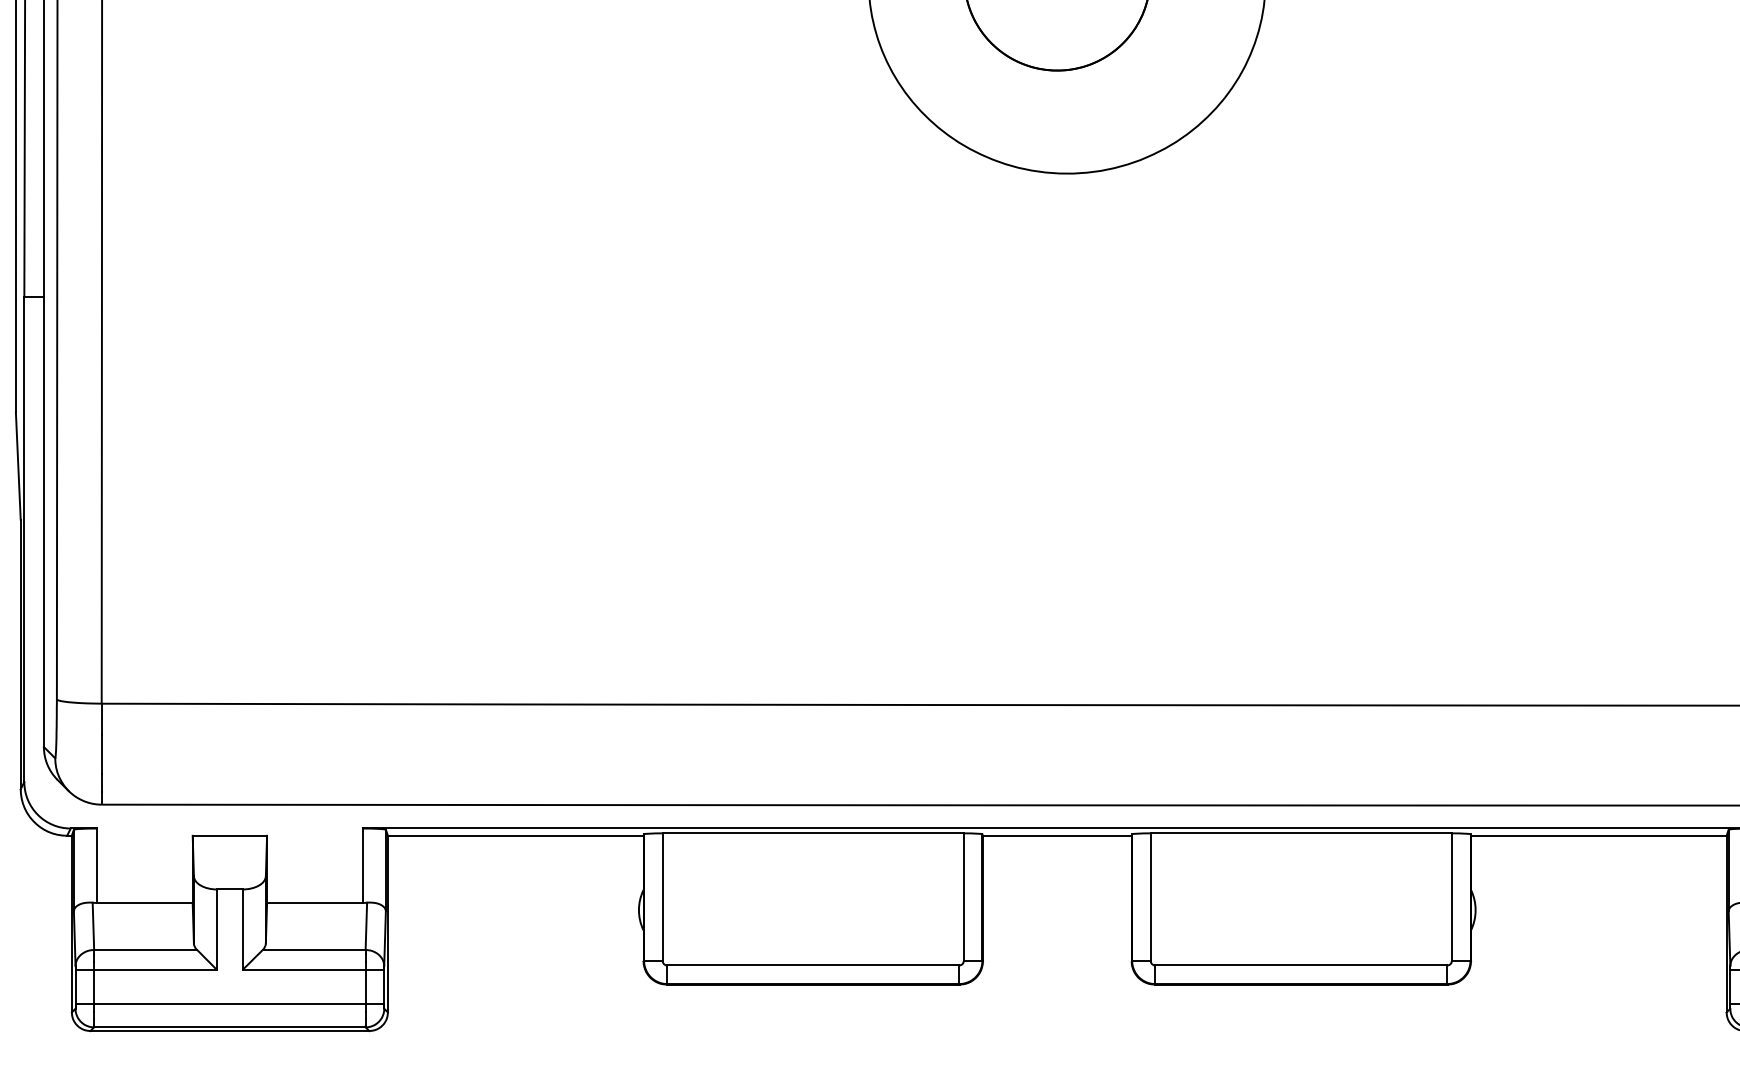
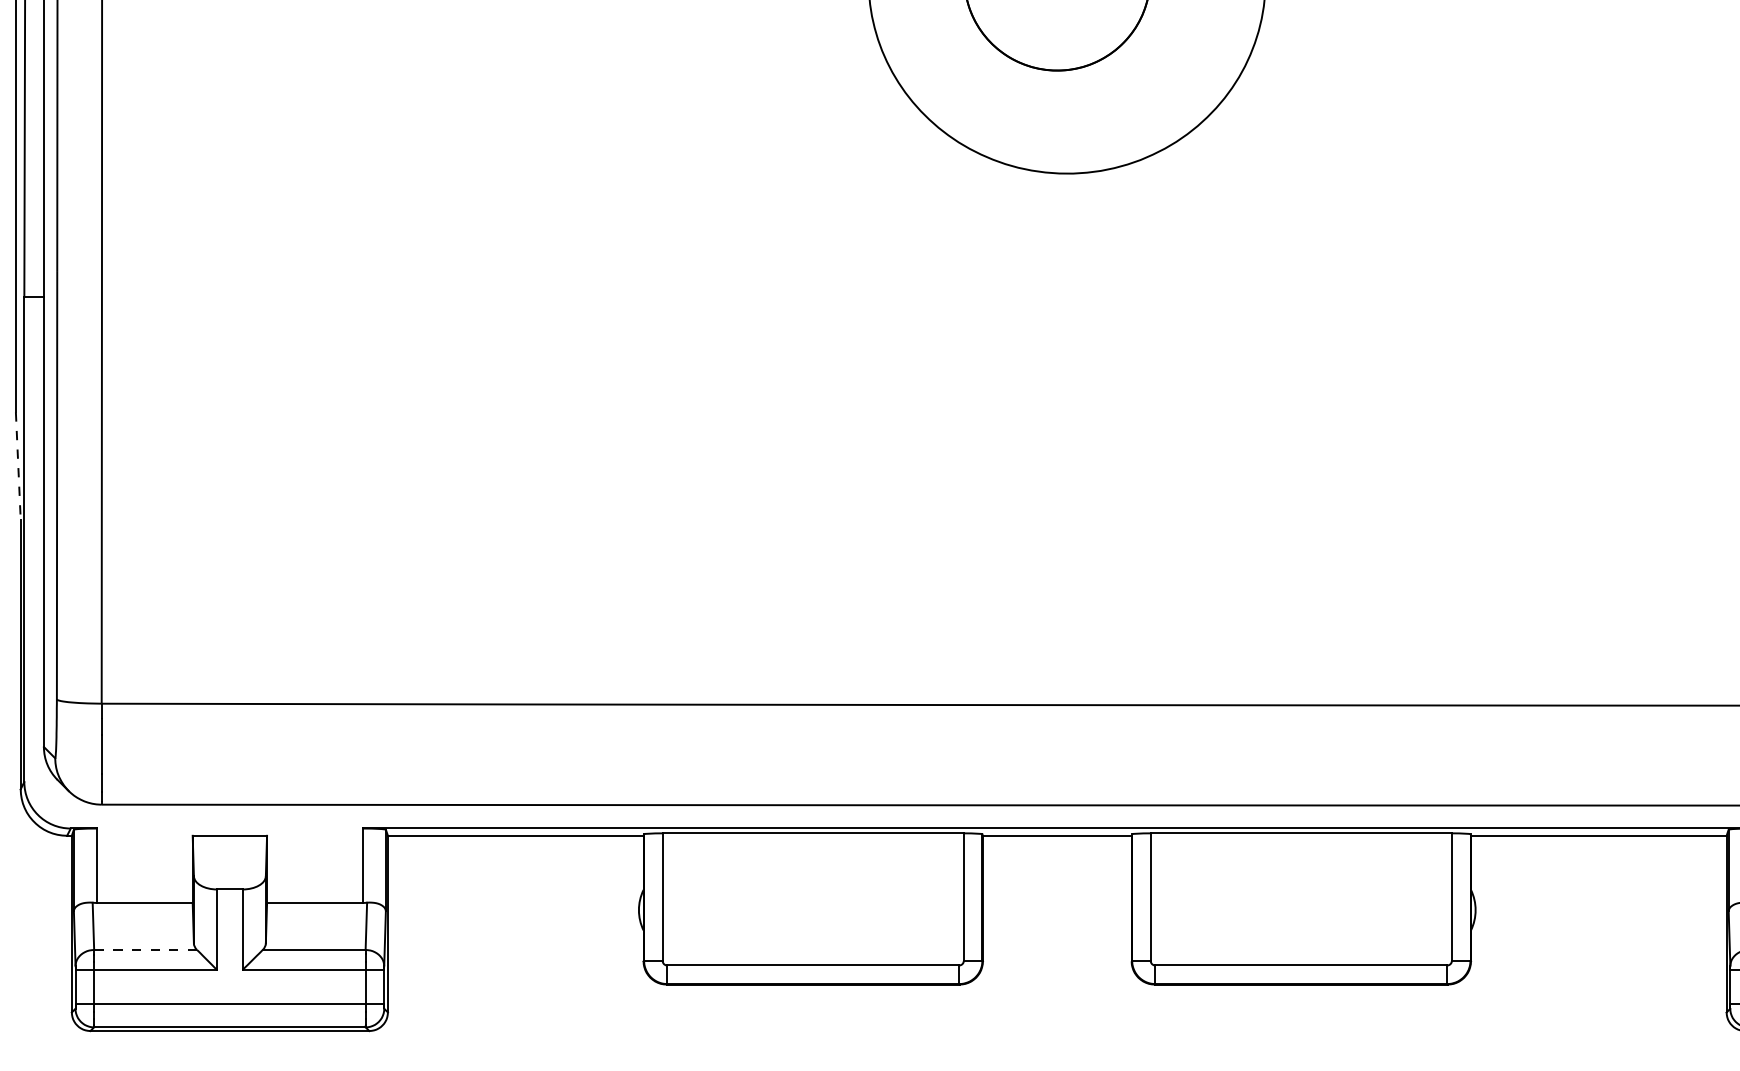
line: solid -> dashed (18, 466)
line: solid -> dashed (145, 949)
